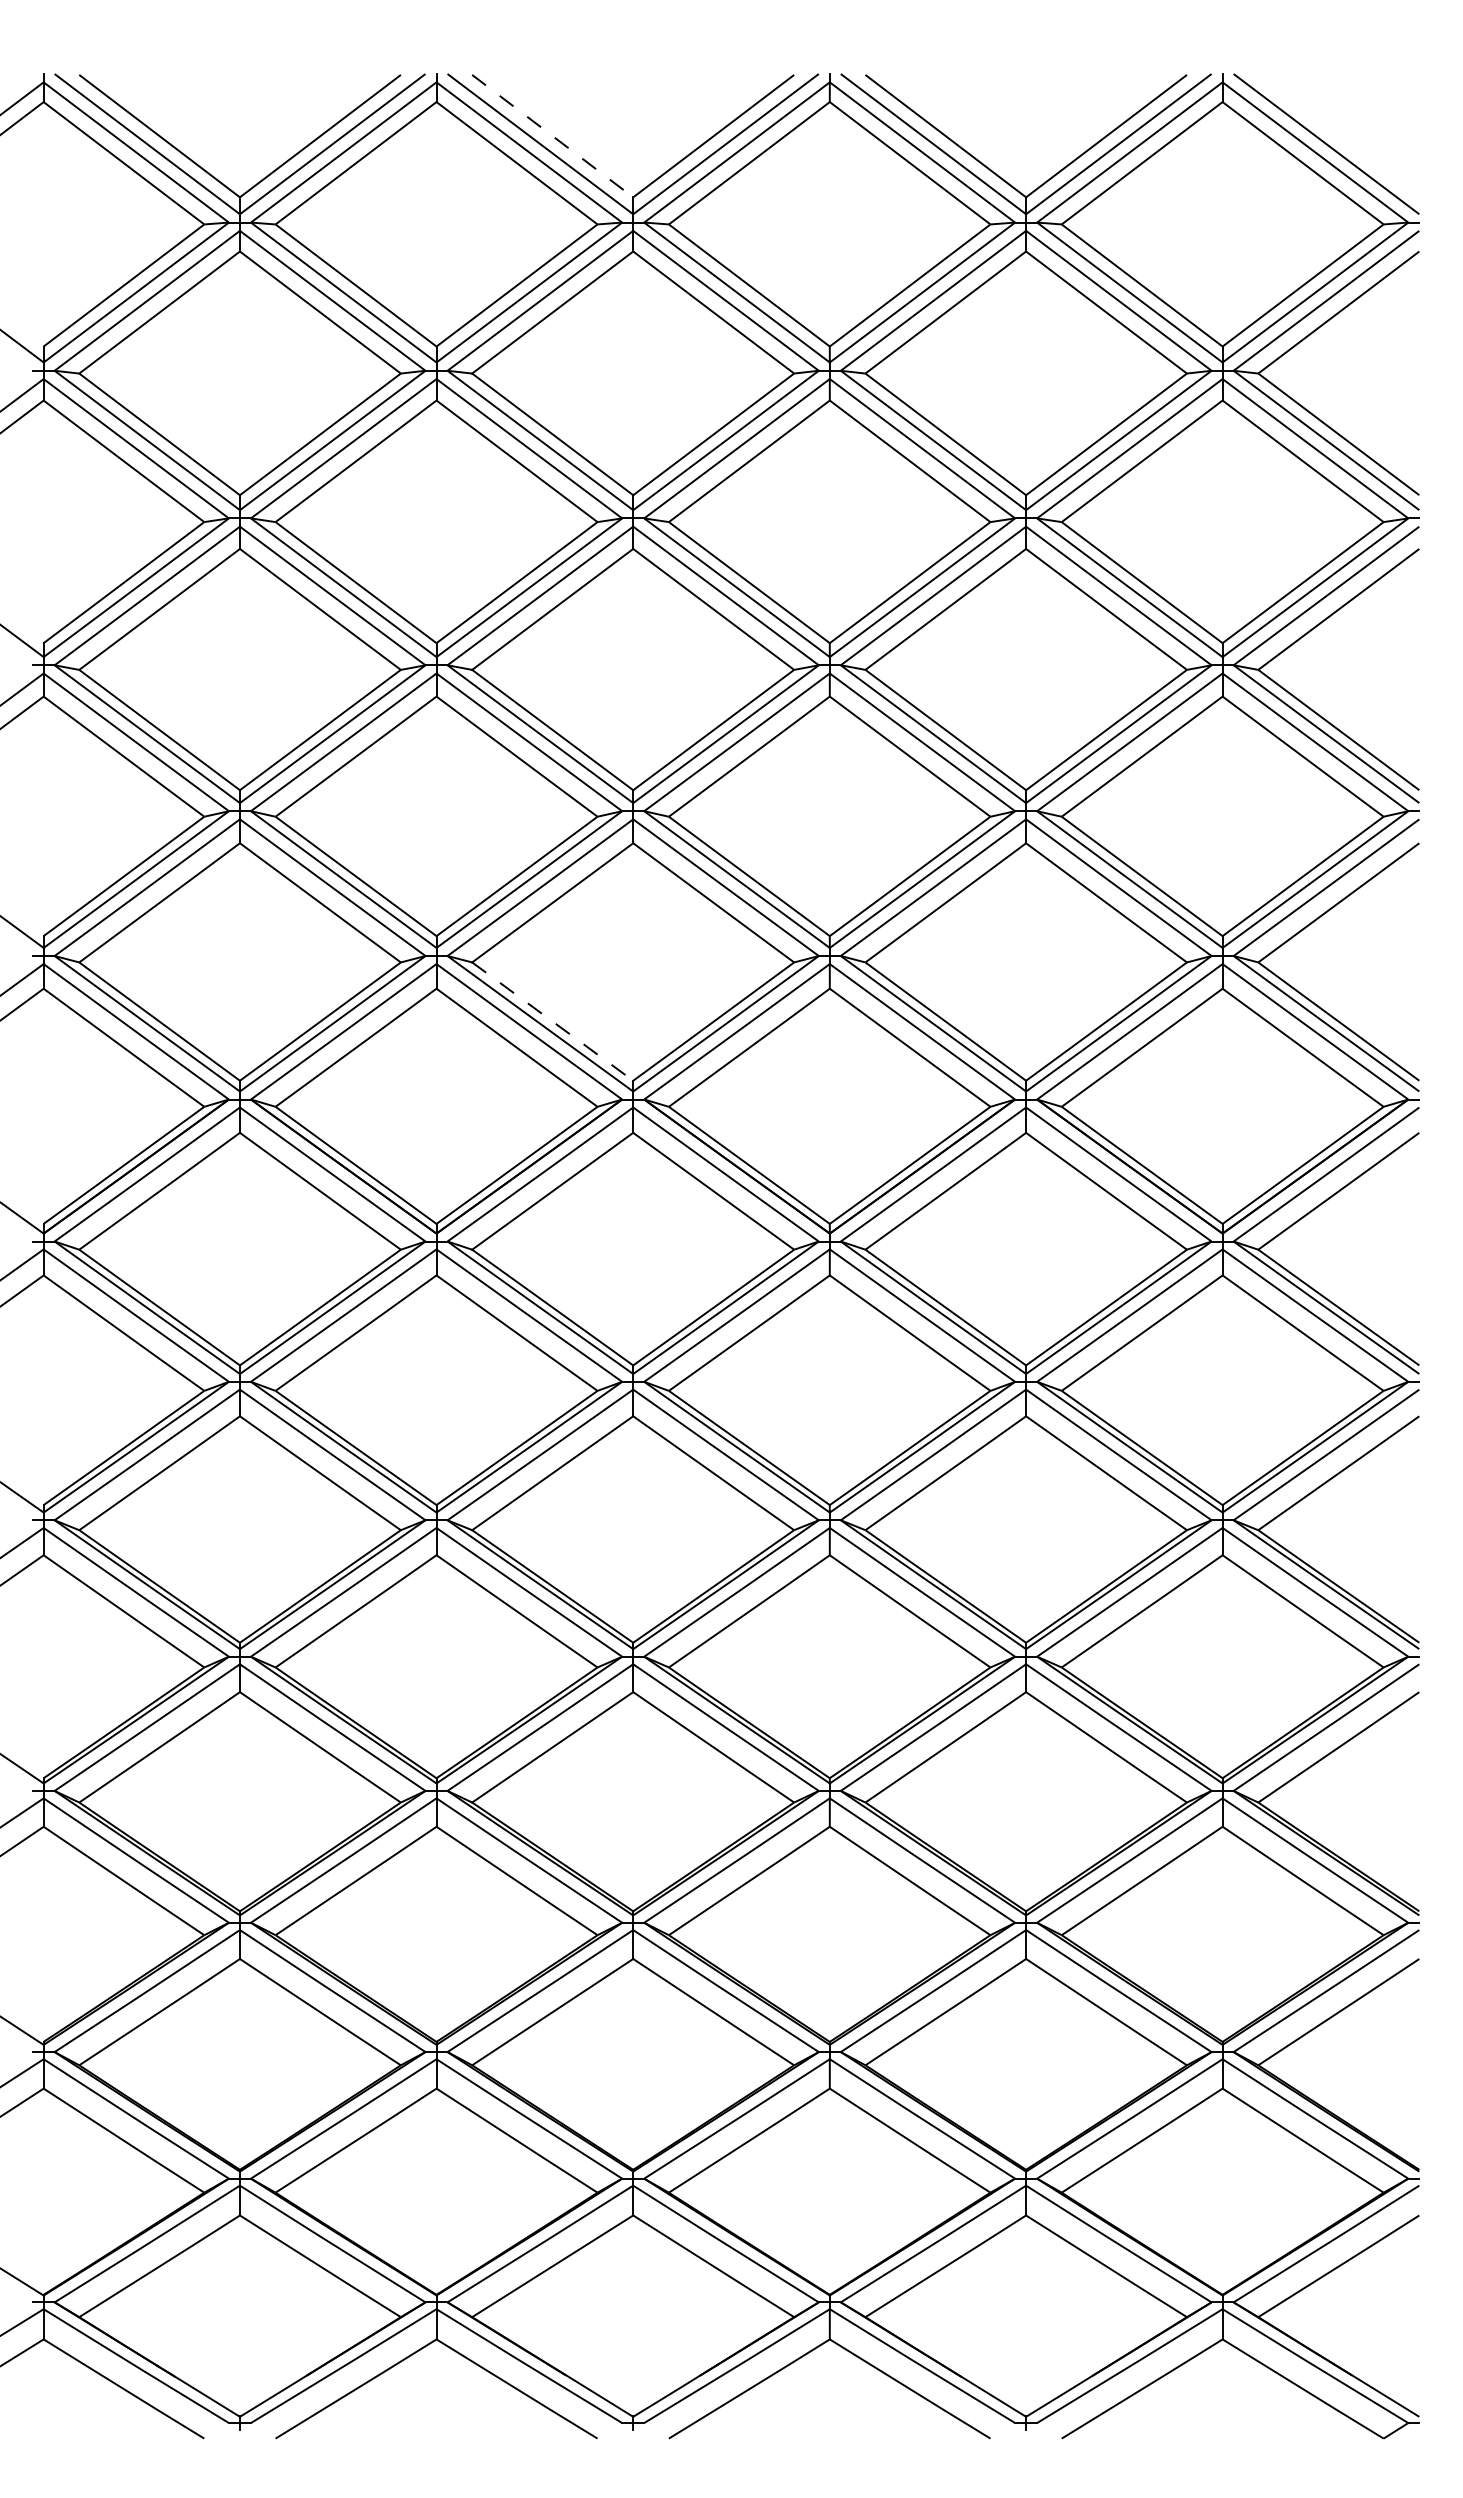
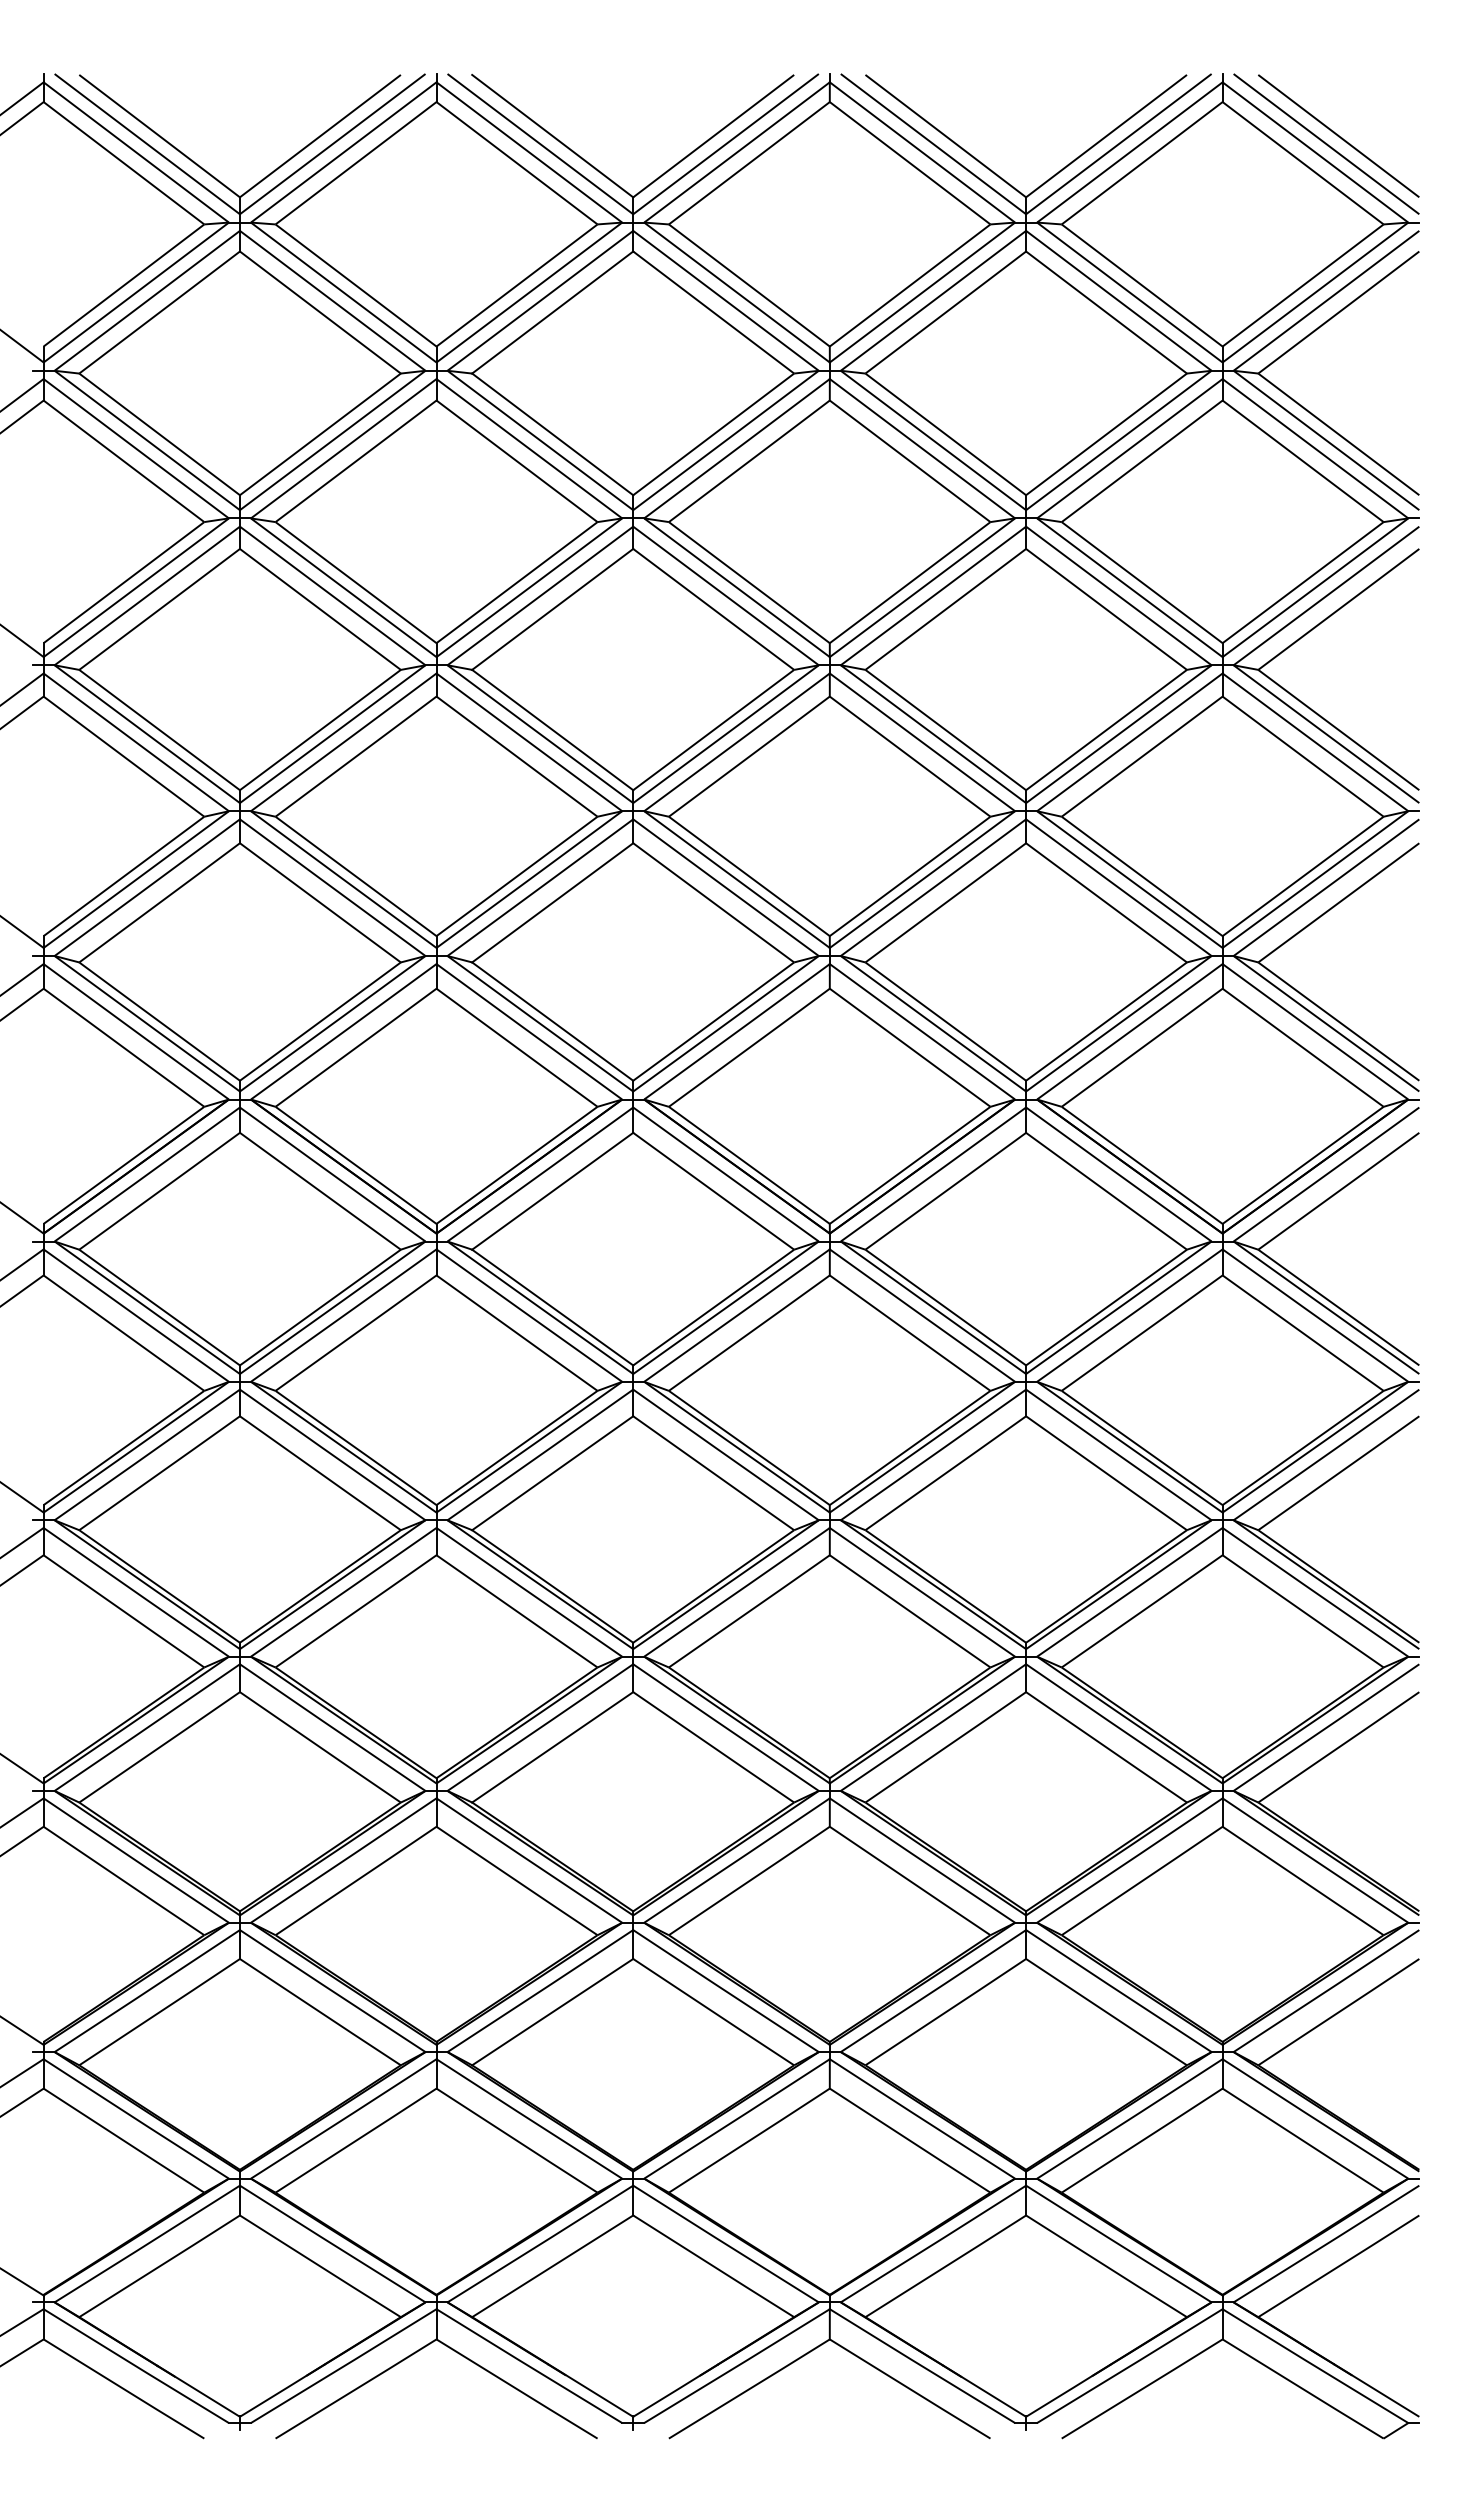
line: none -> present (1338, 135)
line: dashed -> solid (553, 136)
line: dashed -> solid (552, 1021)
